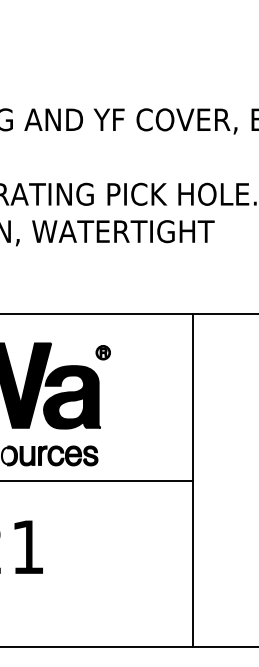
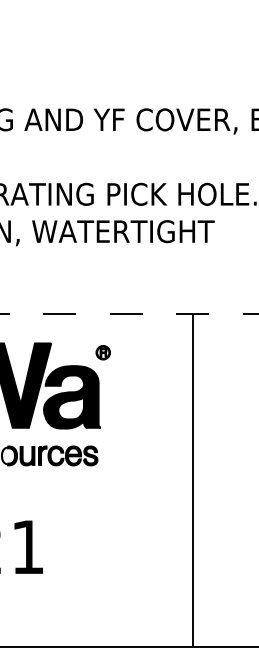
line: solid -> dashed (129, 314)
line: present -> none (97, 480)
